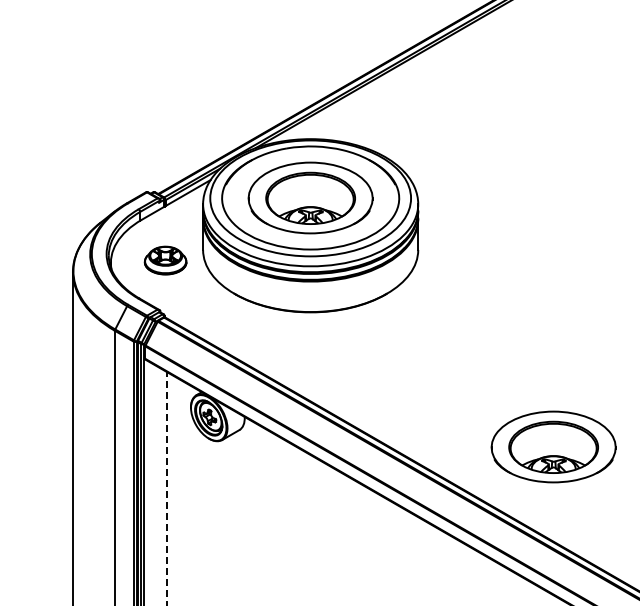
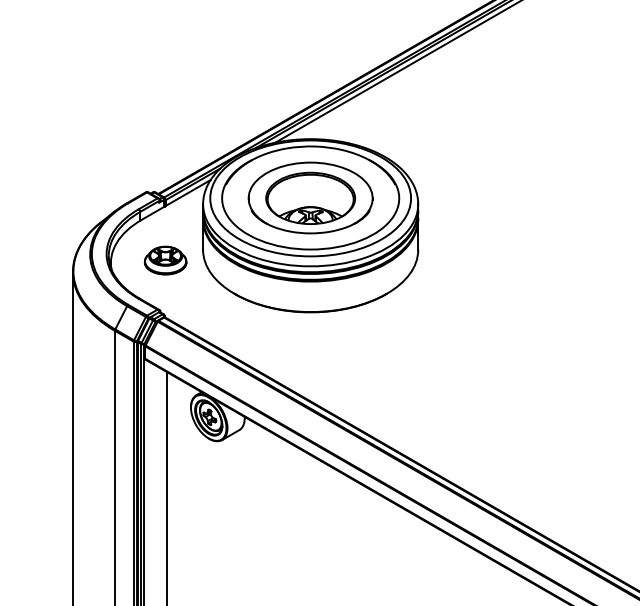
line: none -> present (396, 72)
part: present -> none (553, 446)
line: dashed -> solid (166, 488)
